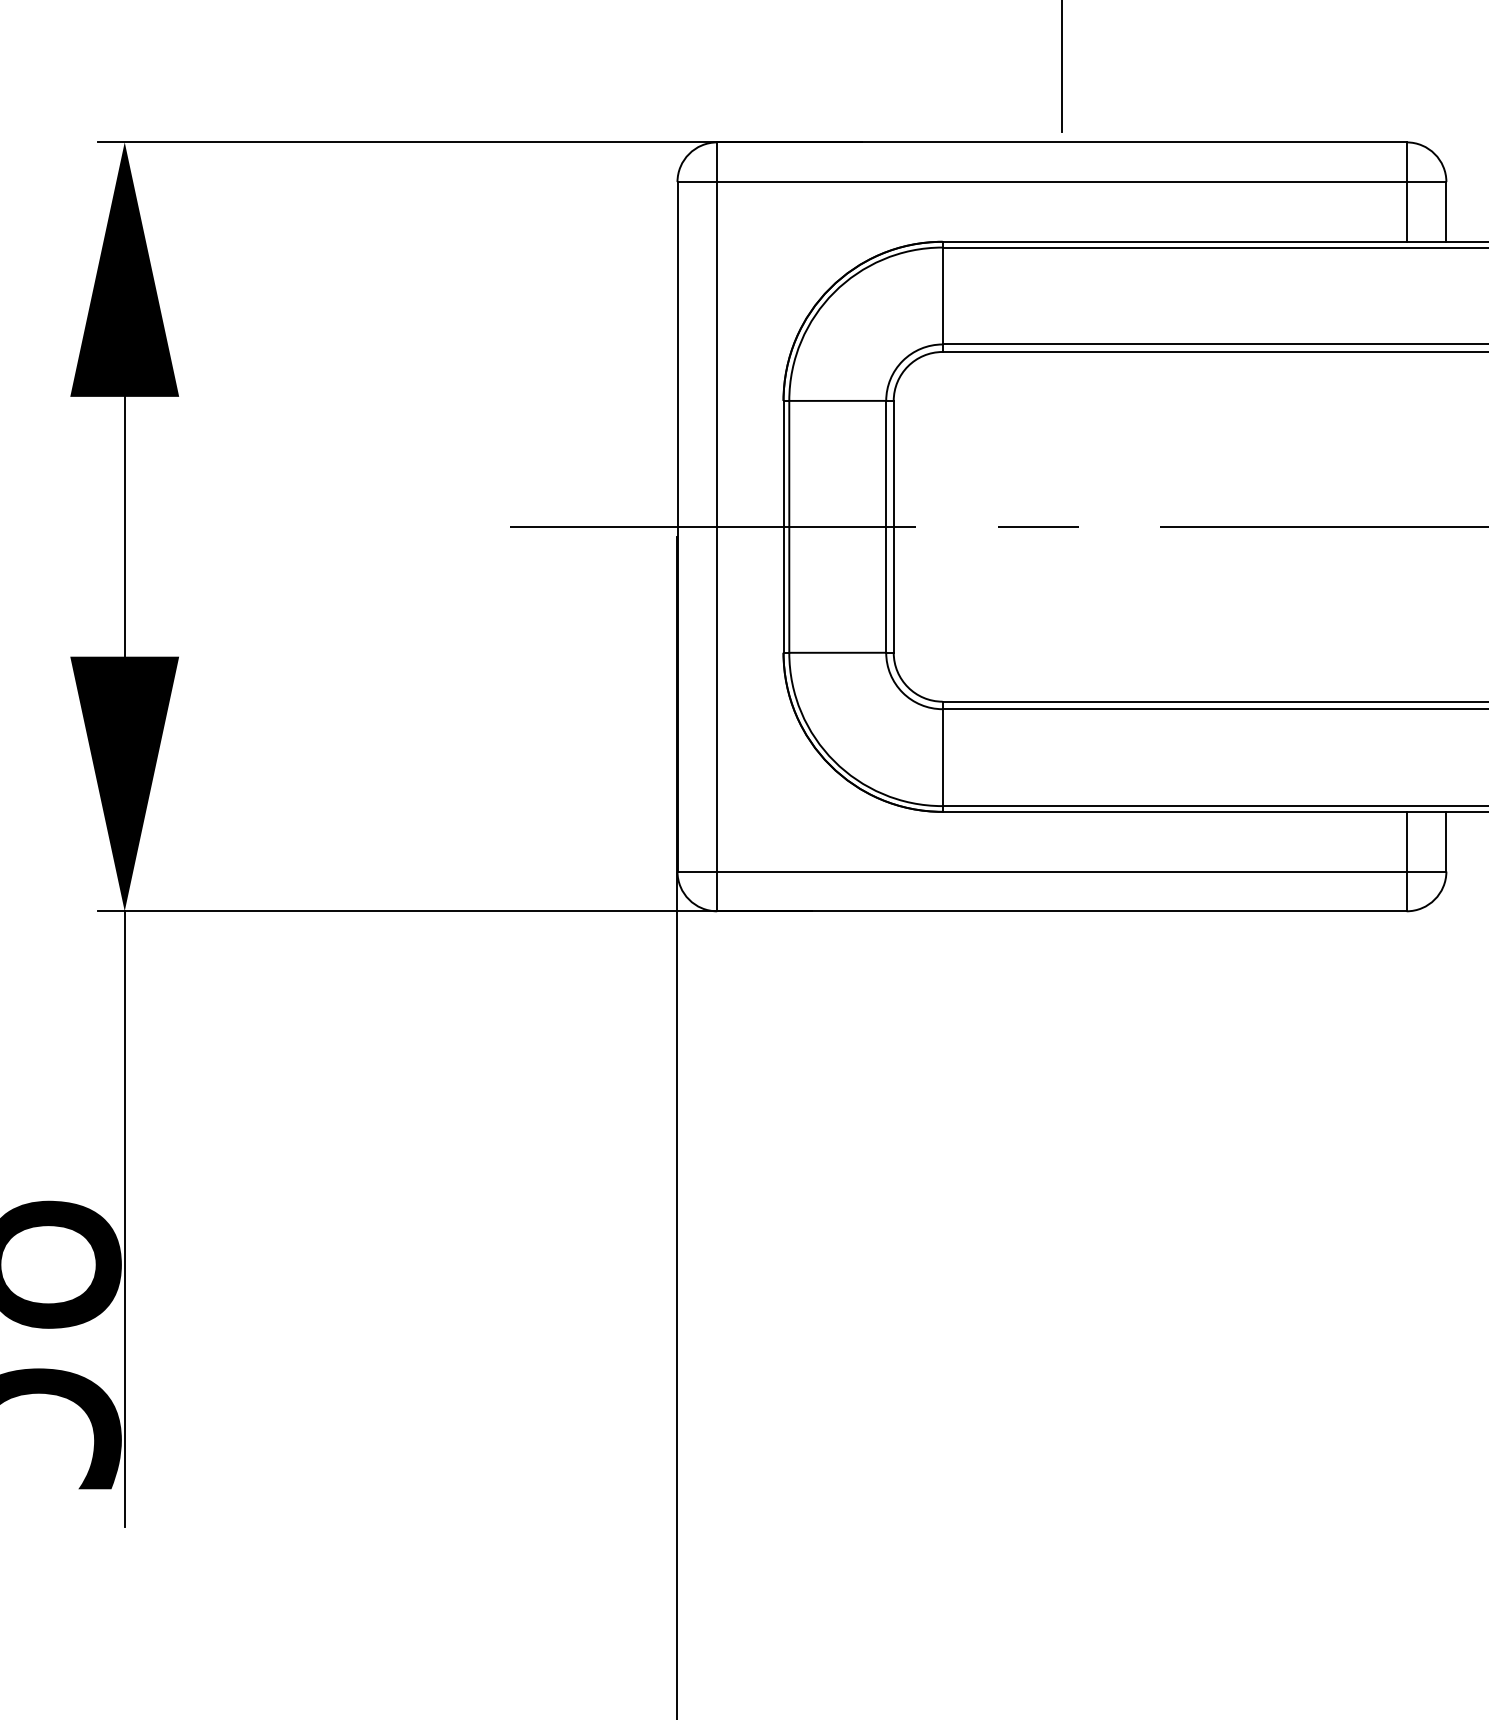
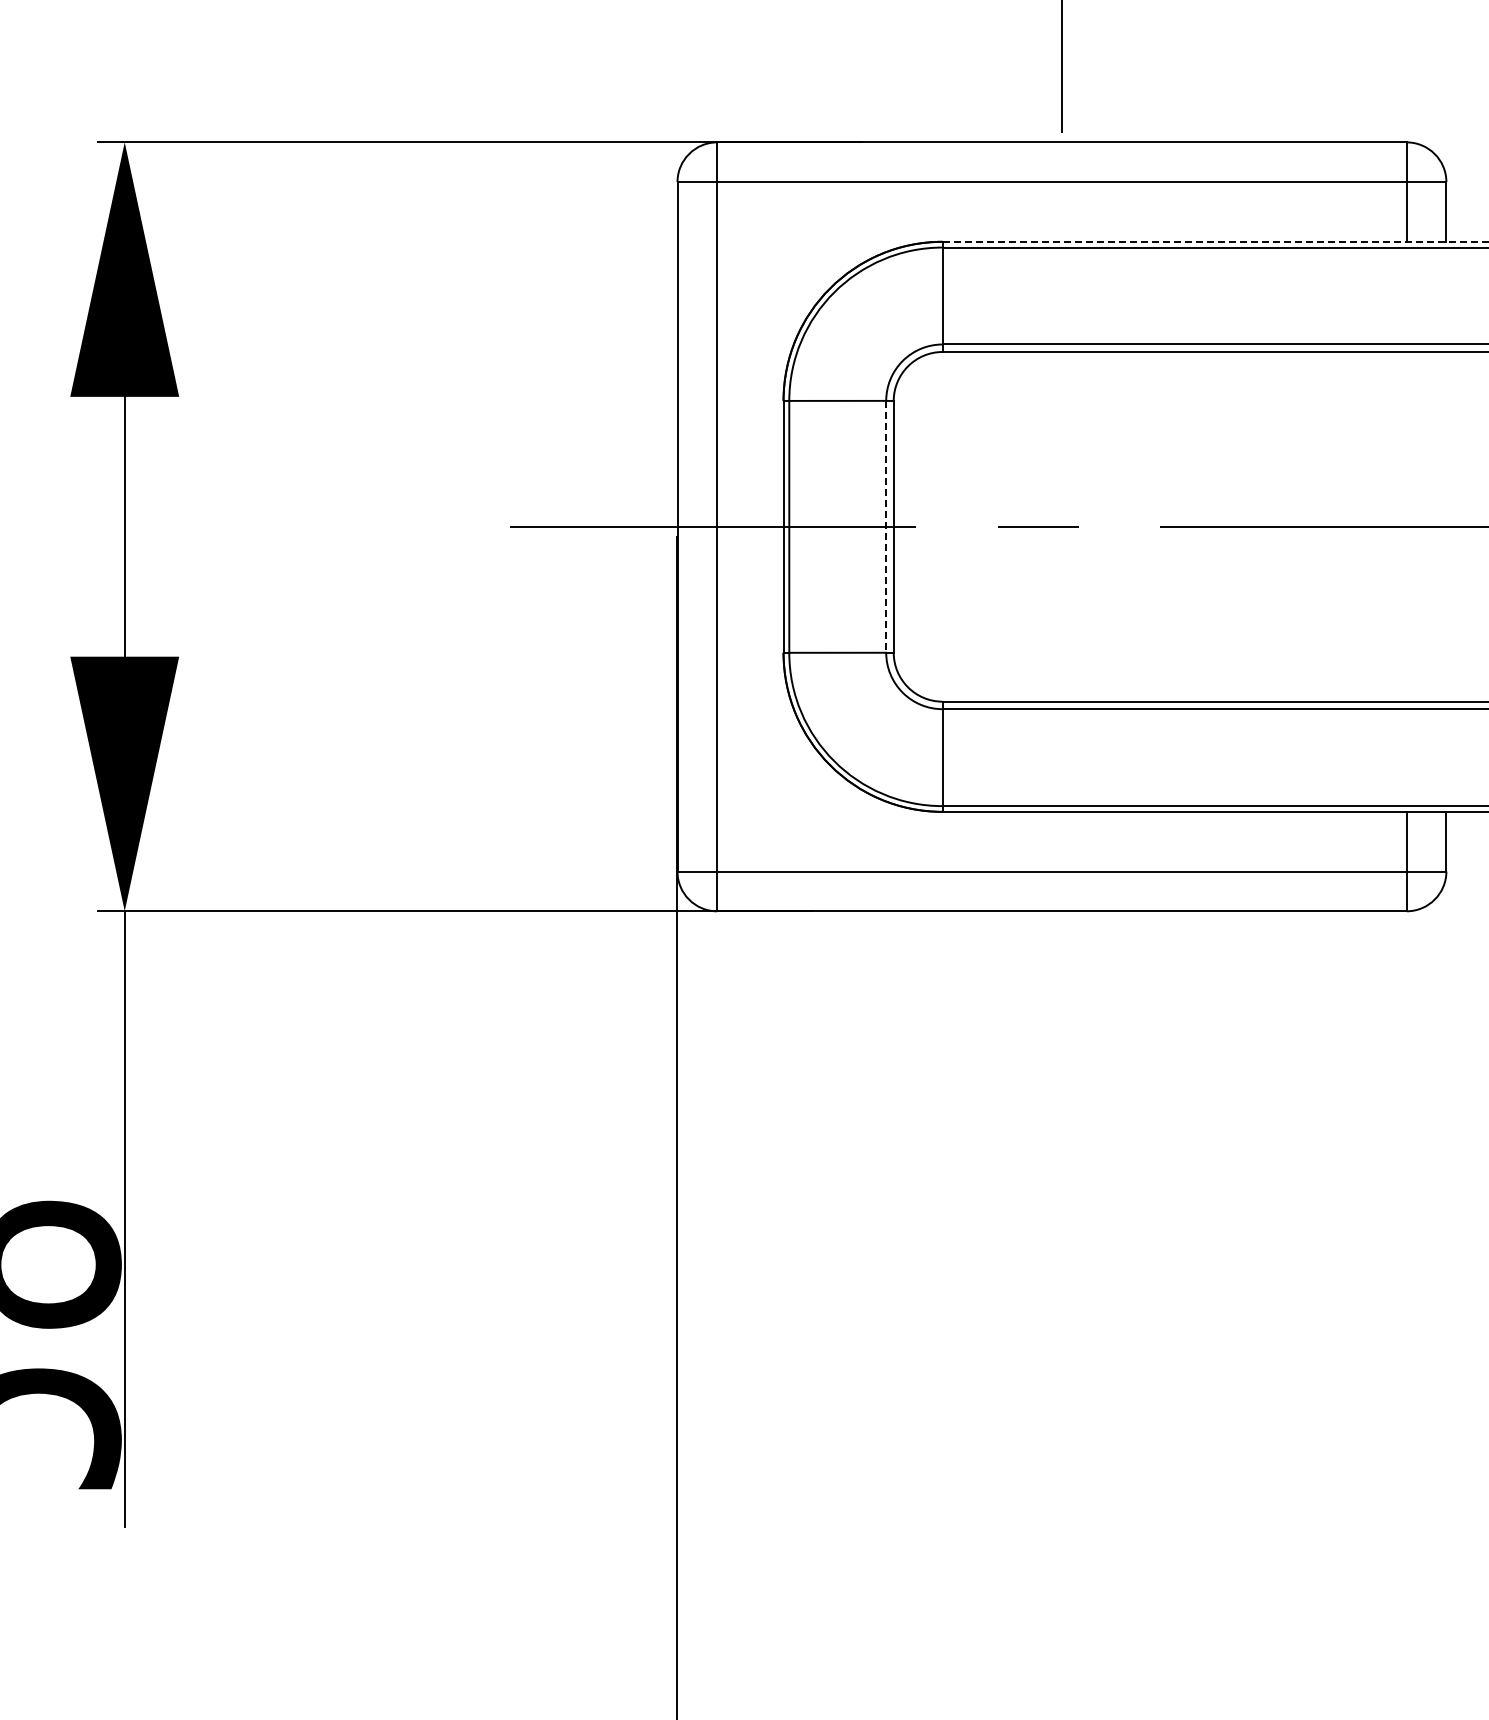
line: solid -> dashed (1215, 241)
line: solid -> dashed (886, 526)
